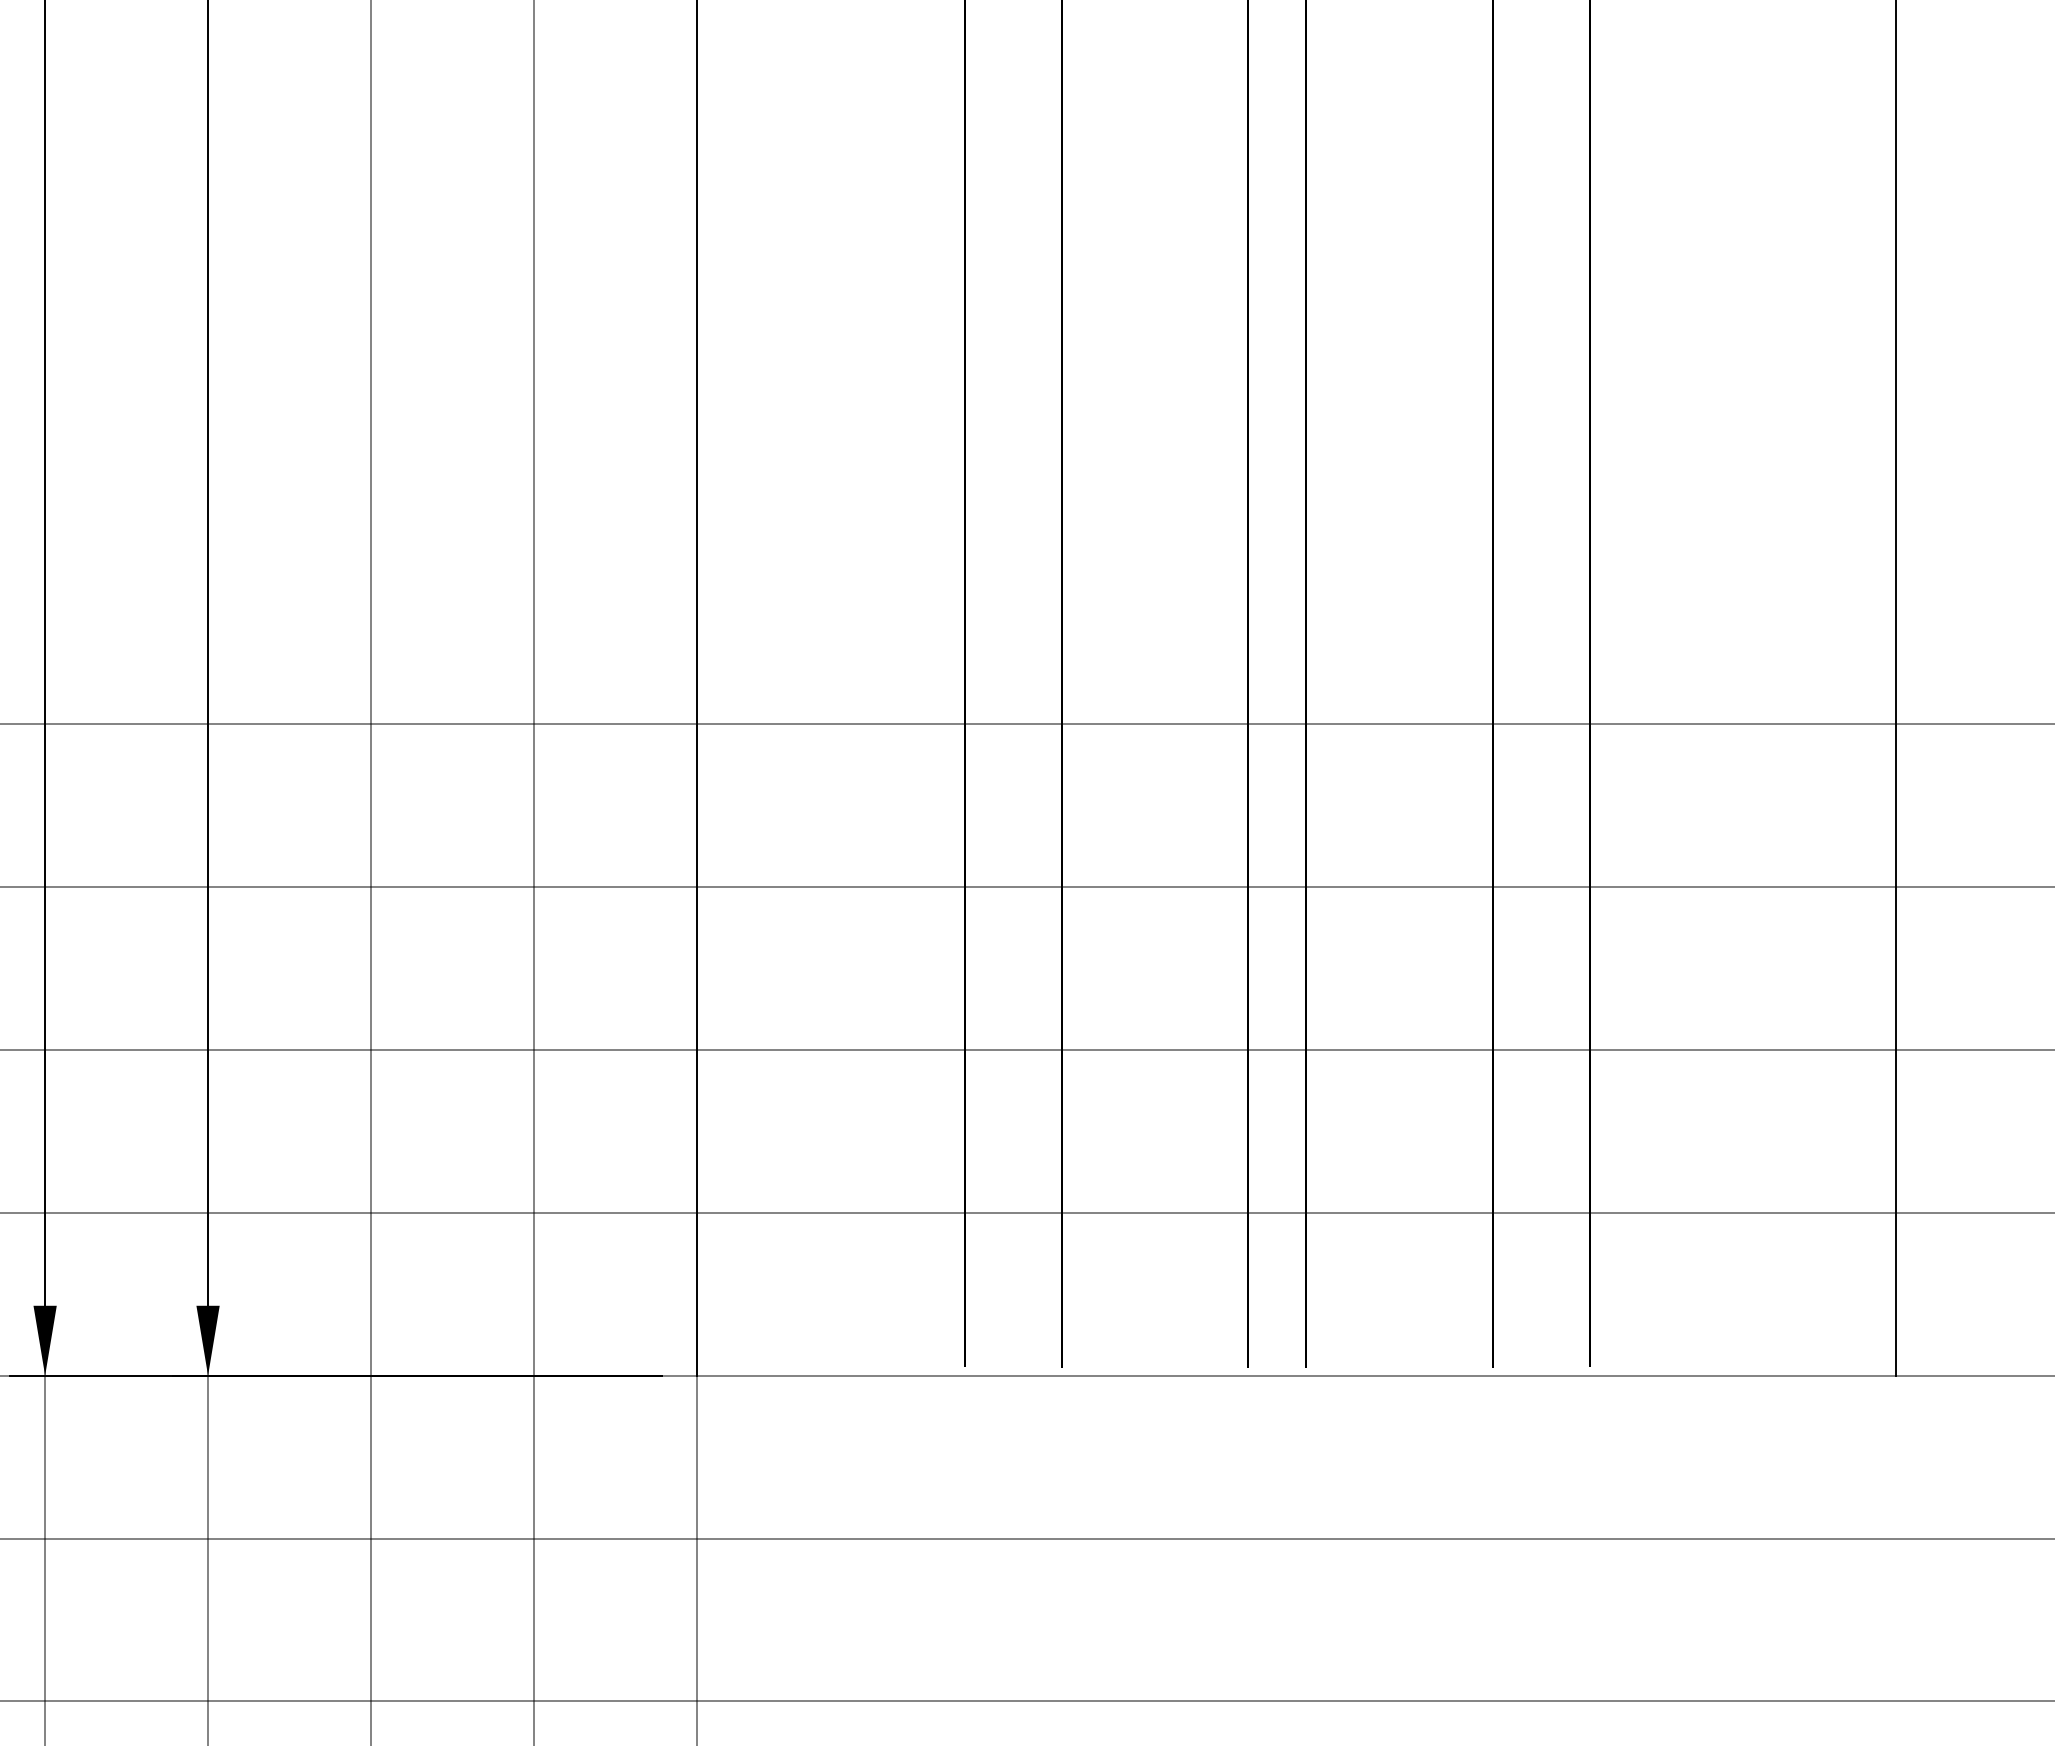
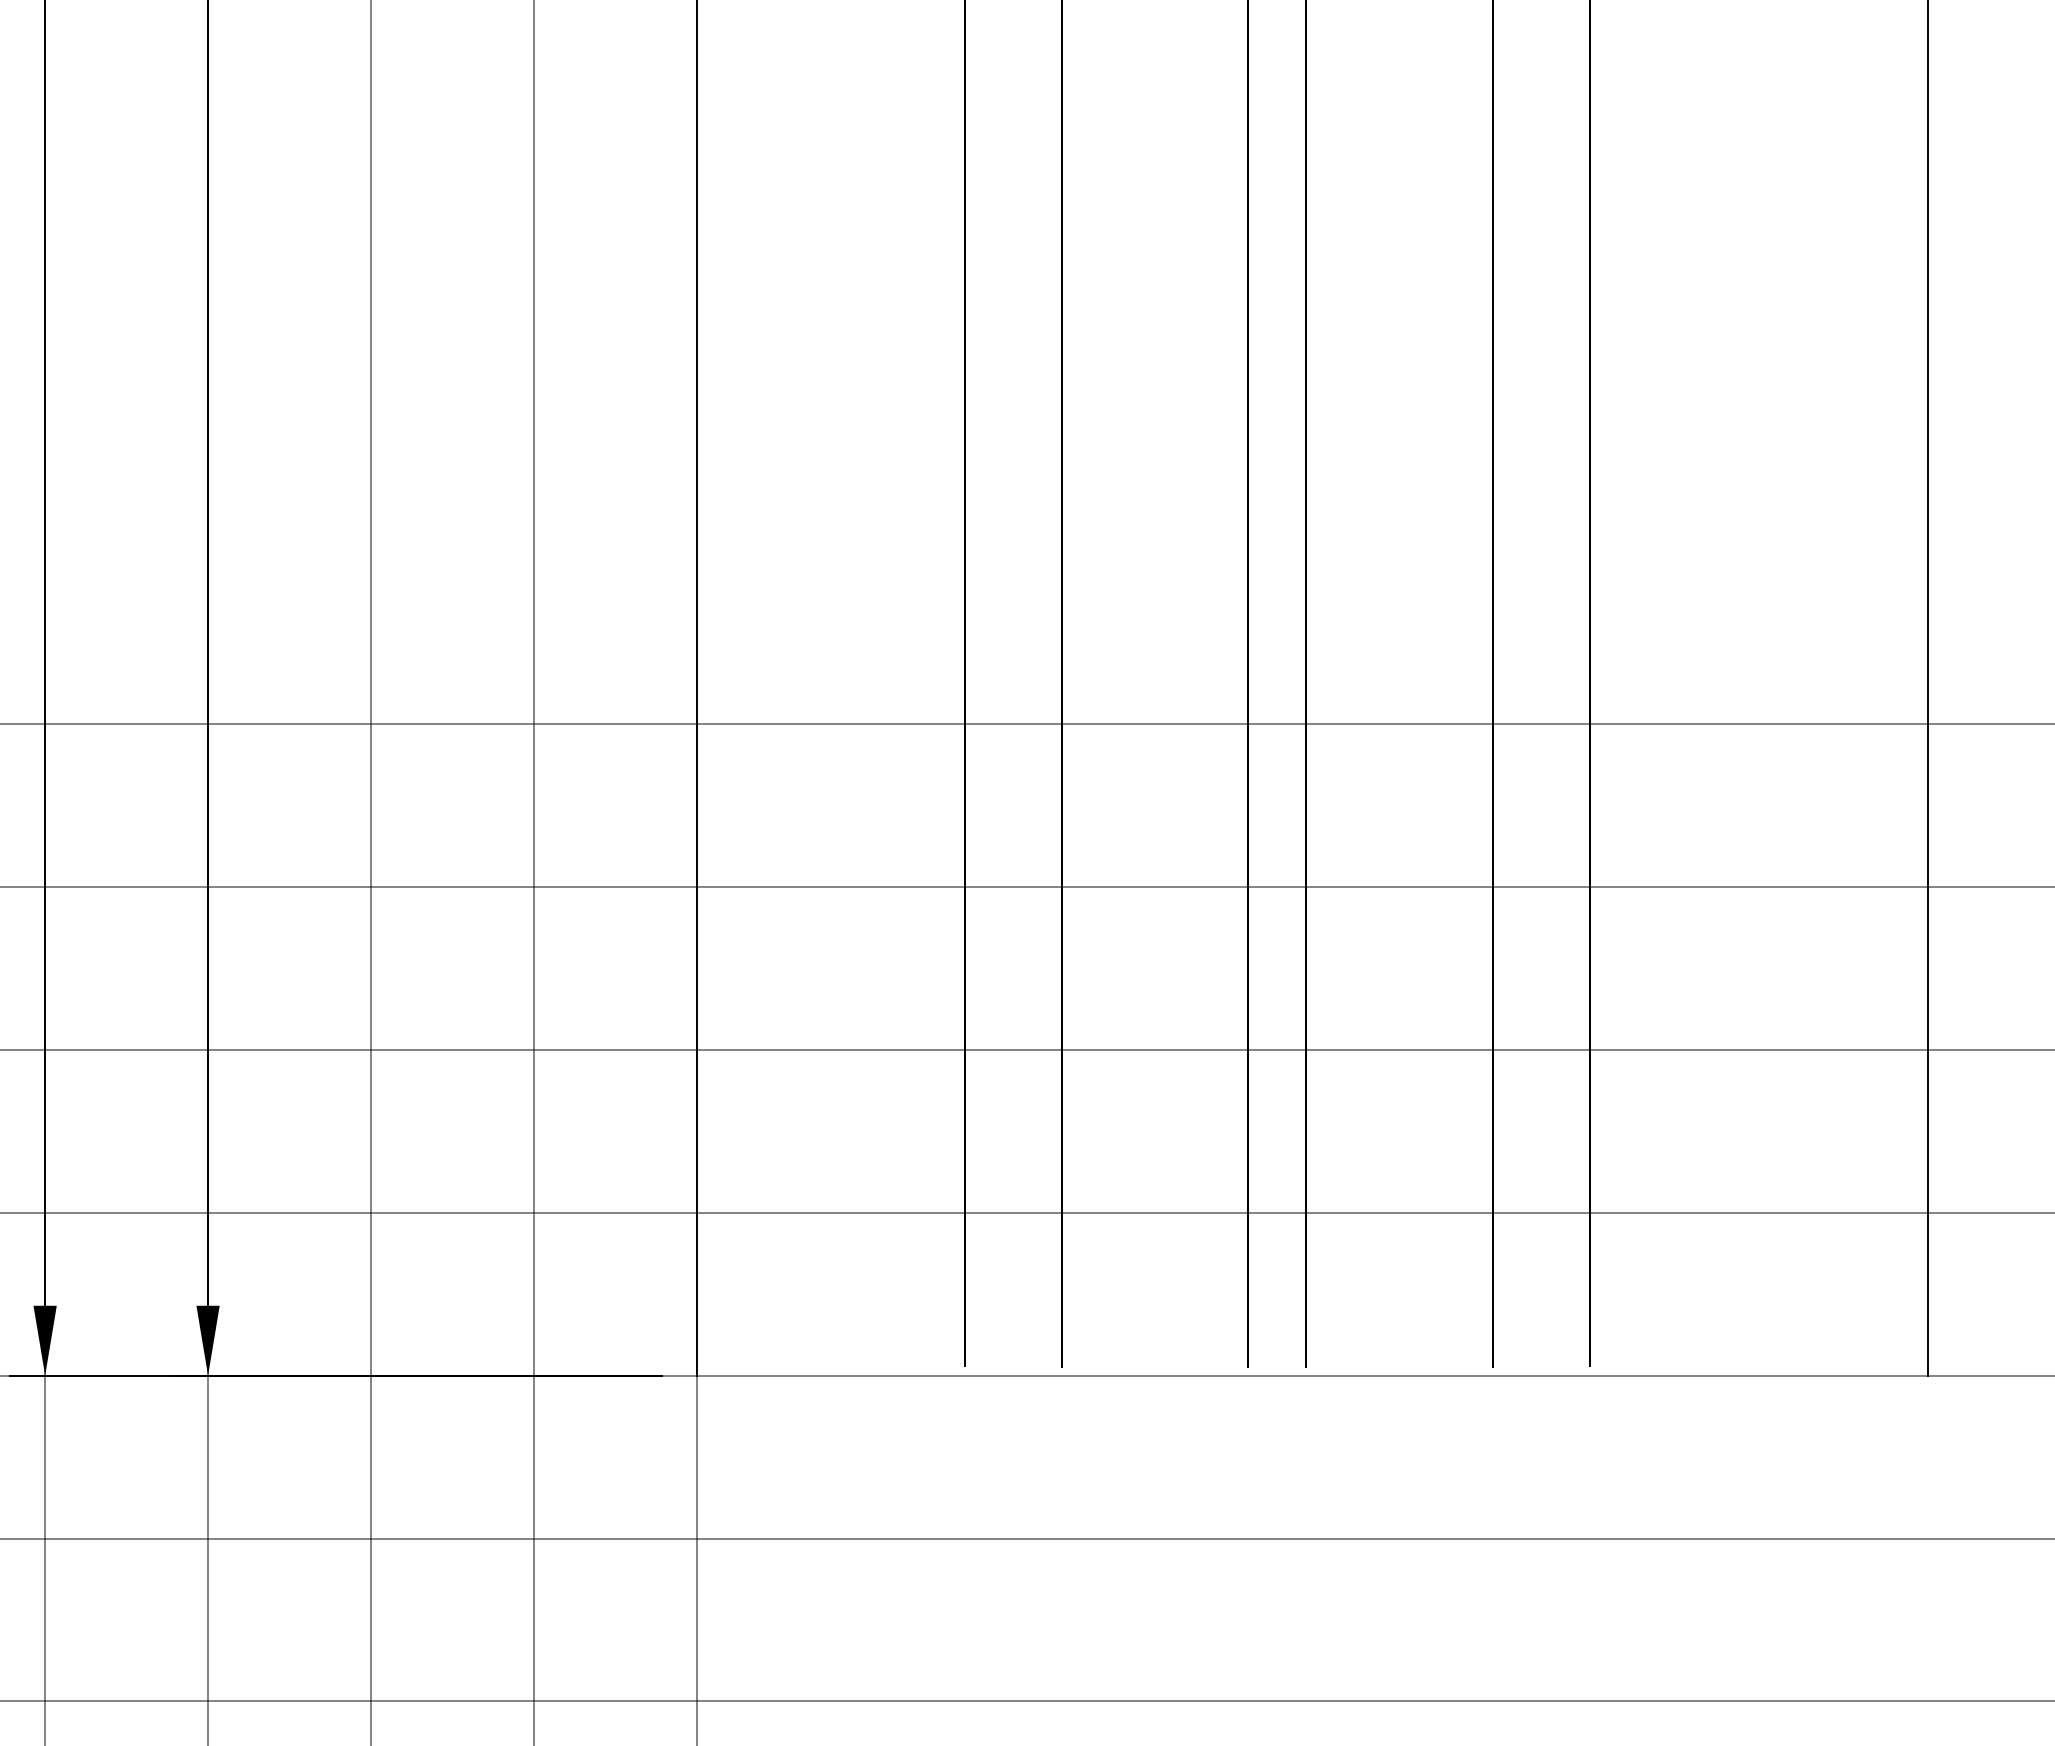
line position: (1895, 688) -> (1927, 688) (1927, 688)
